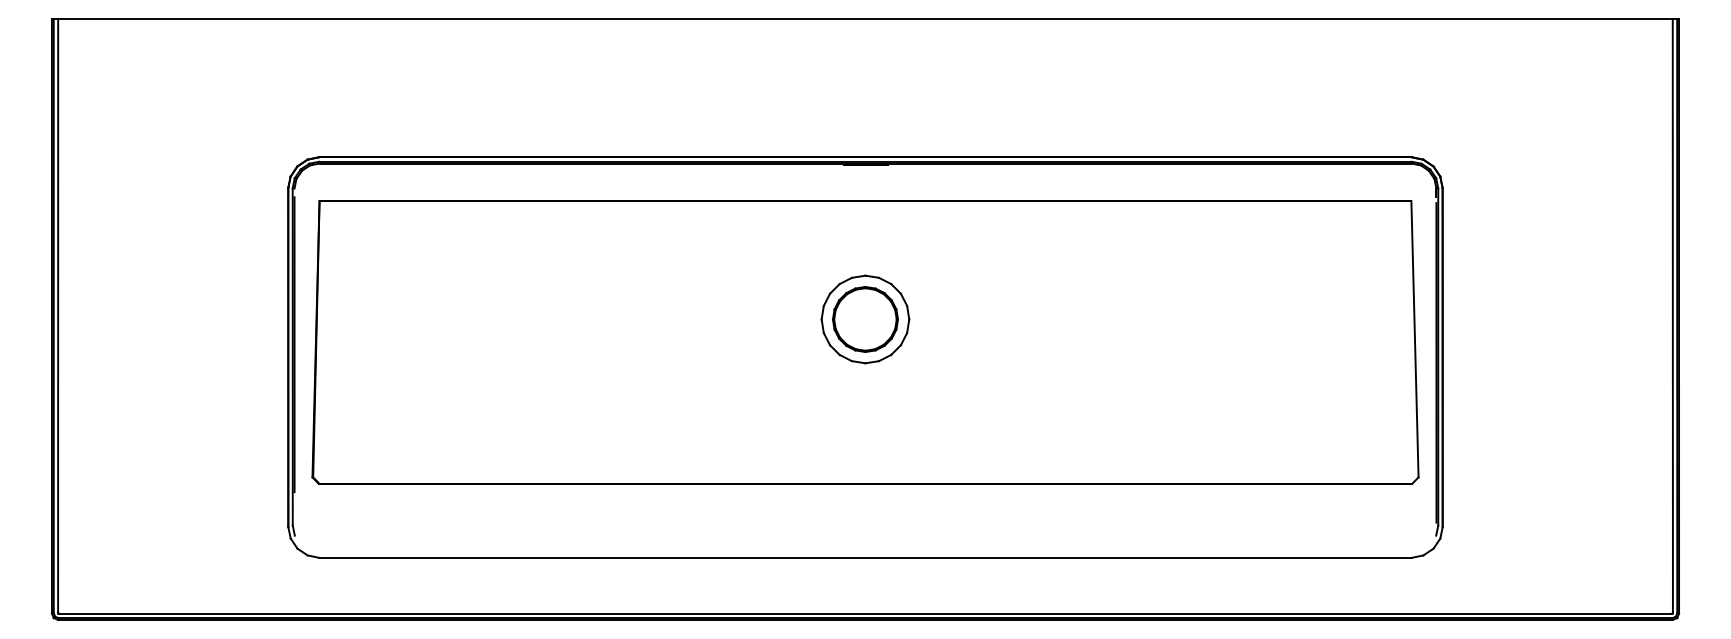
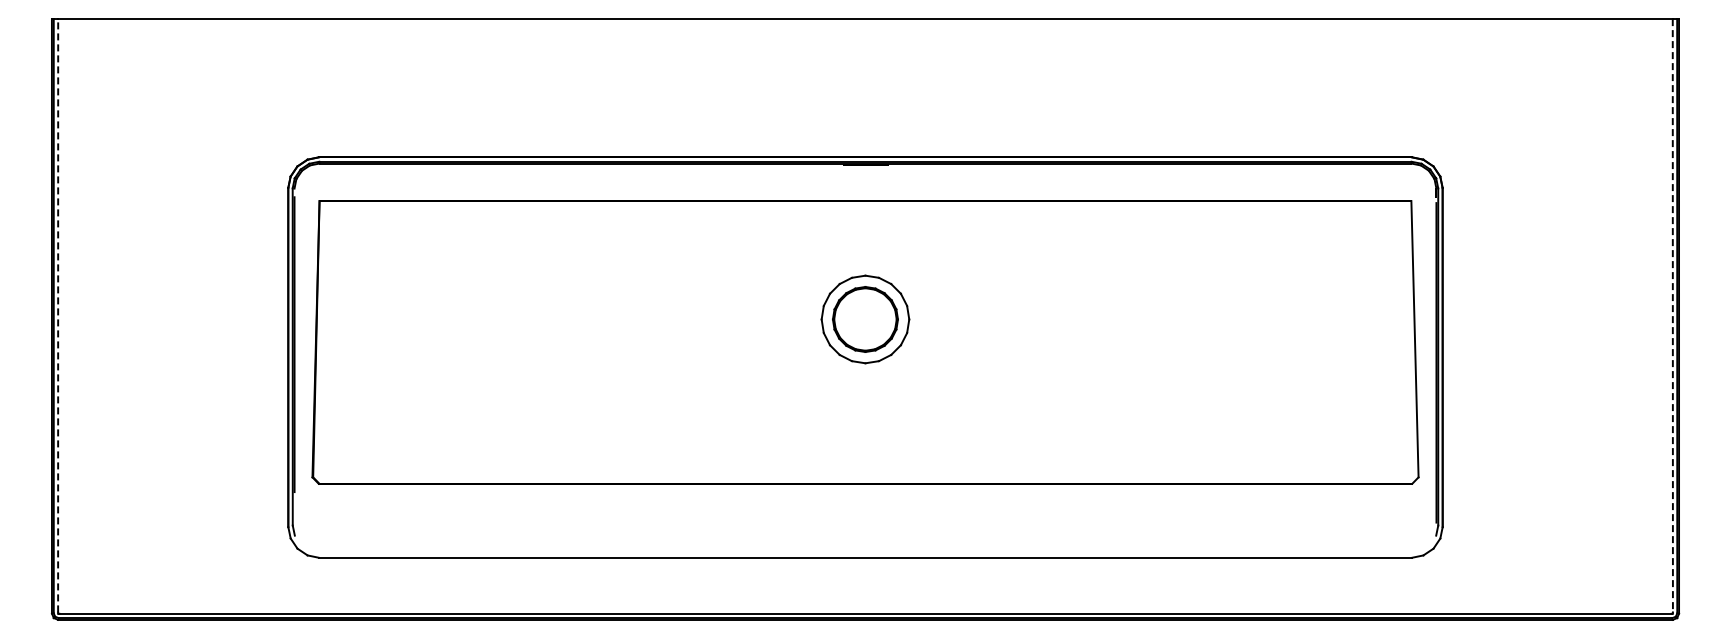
line: solid -> dashed (58, 315)
line: solid -> dashed (1672, 315)
